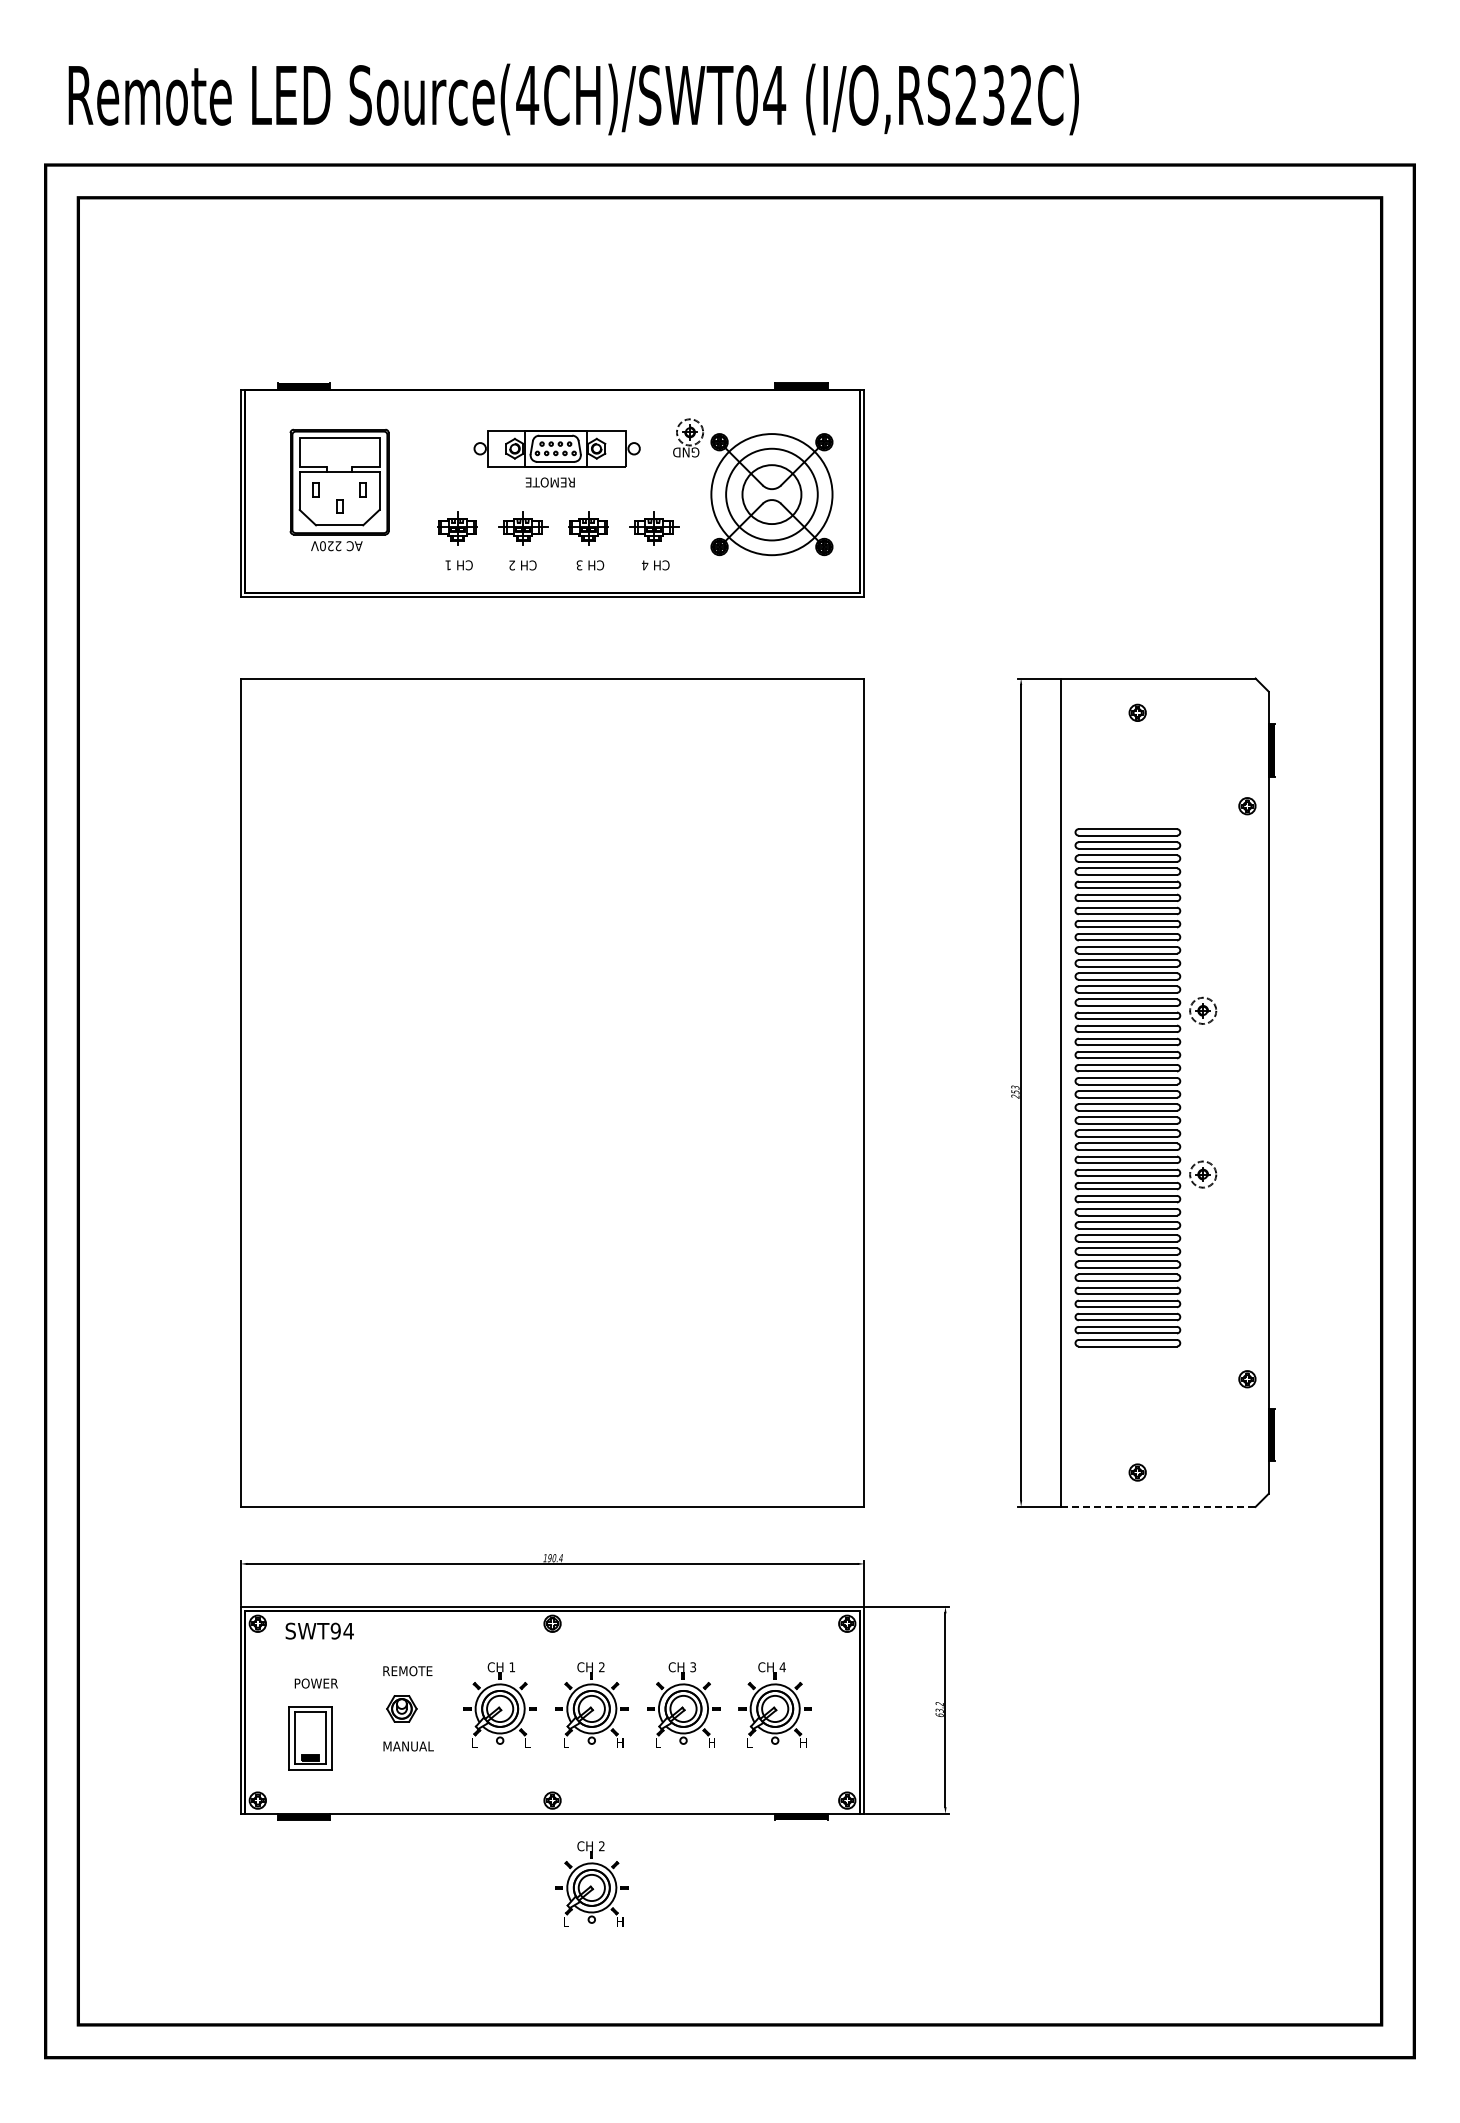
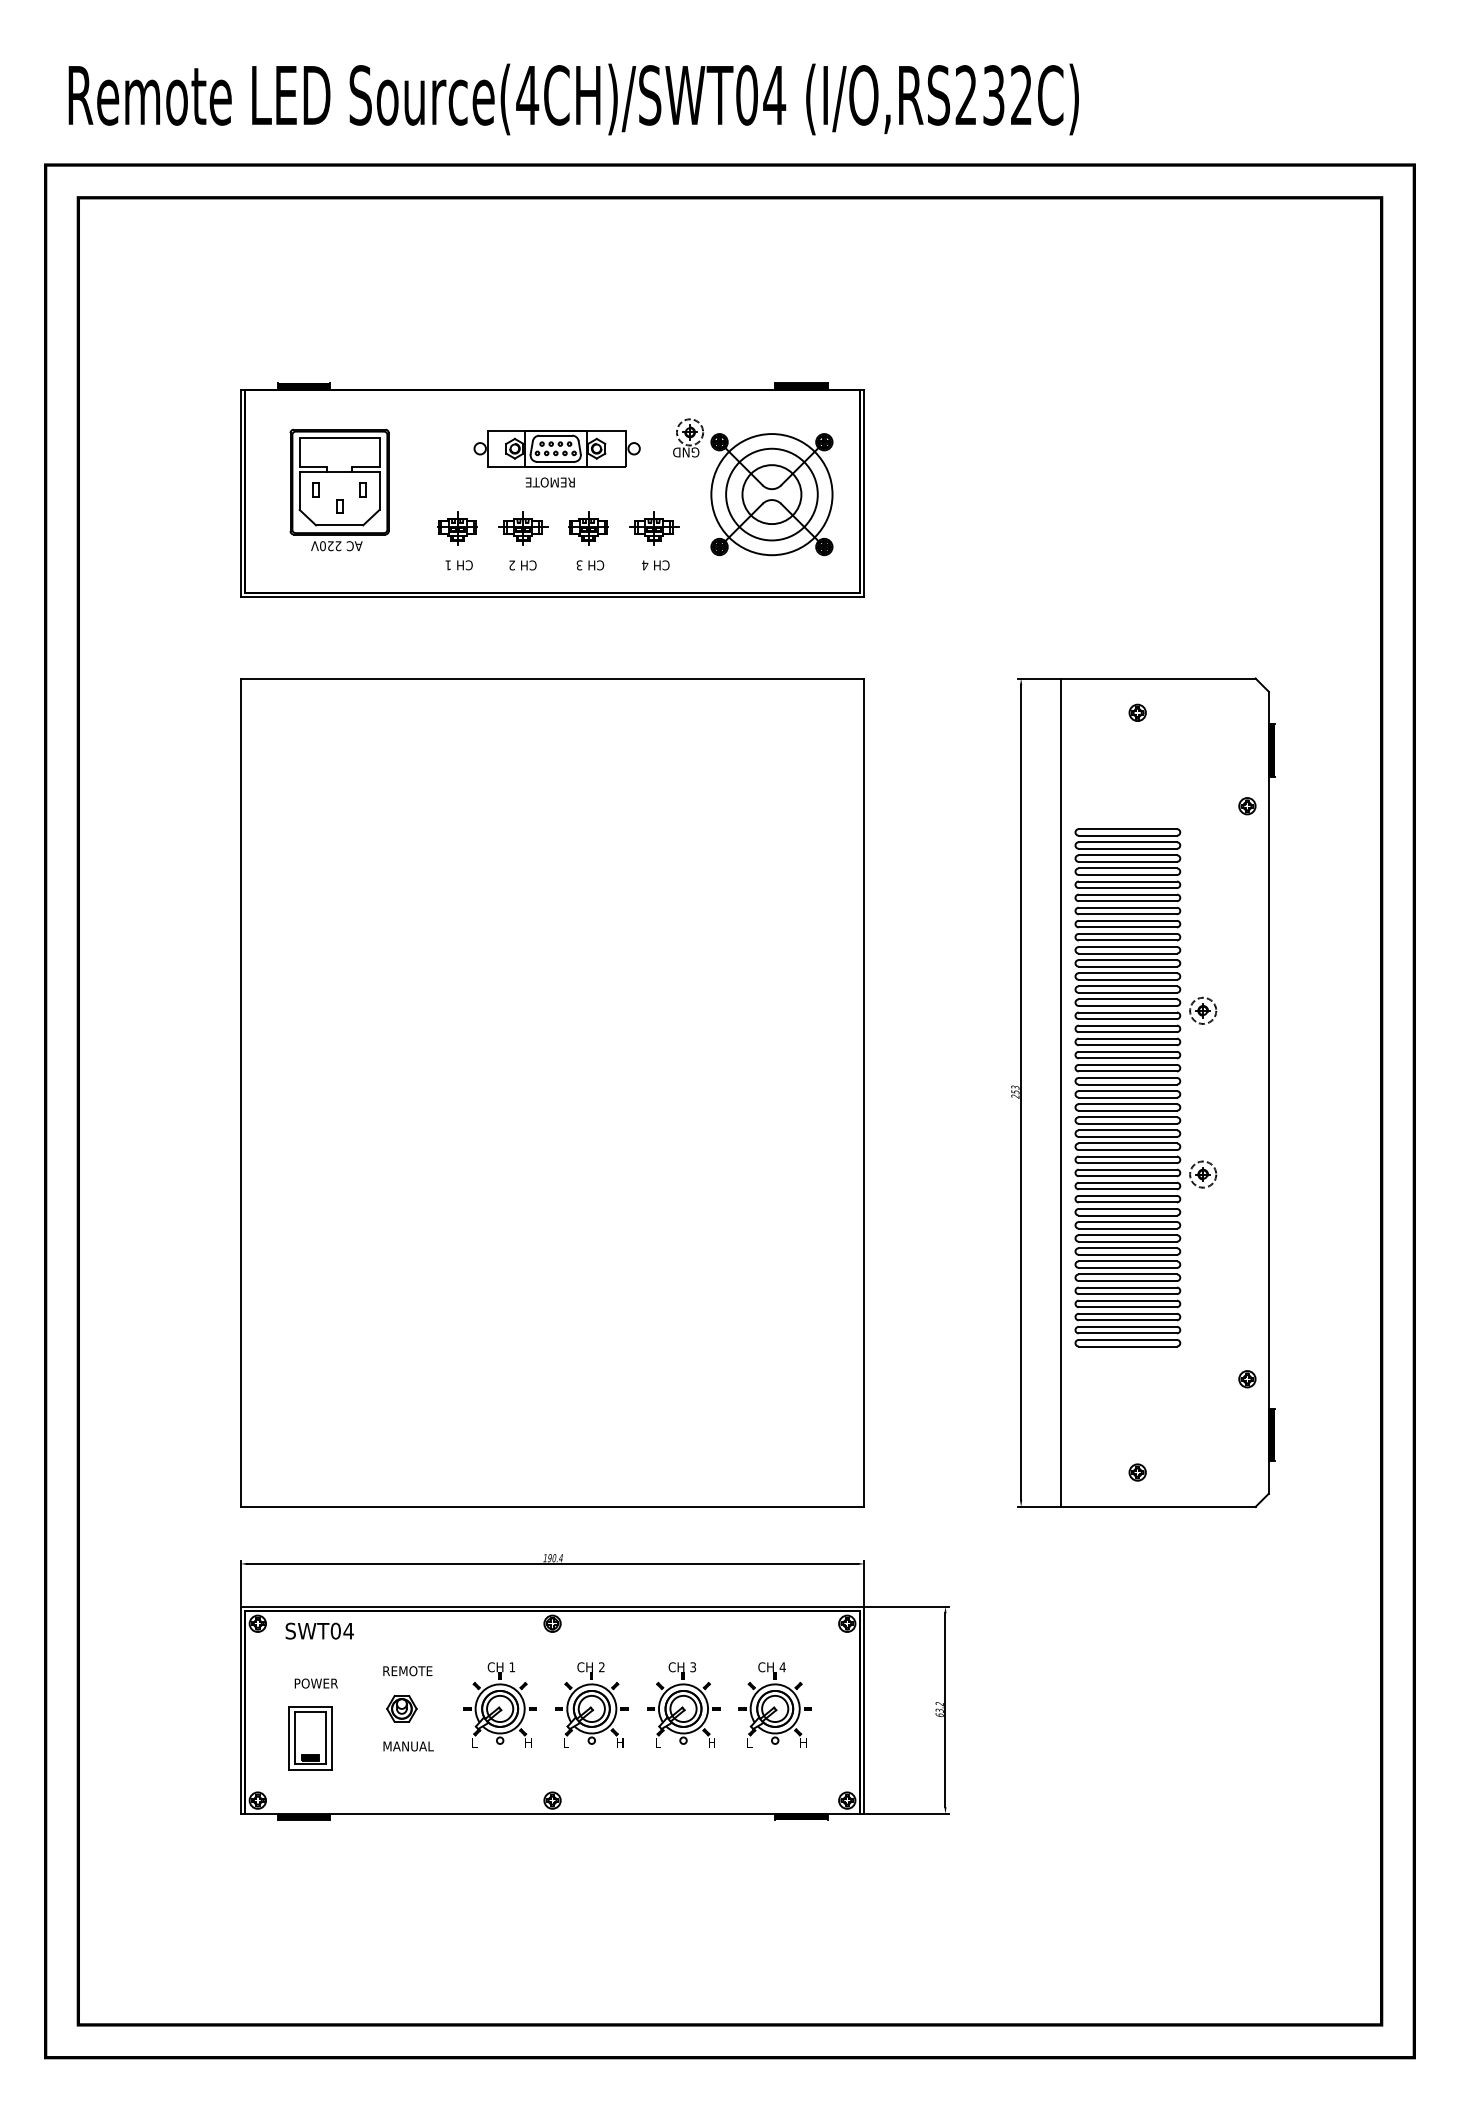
line: dashed -> solid (1158, 1506)
text: SWT94 -> SWT04 (335, 1631)
text: L -> H (528, 1742)
part: present -> none (591, 1883)
